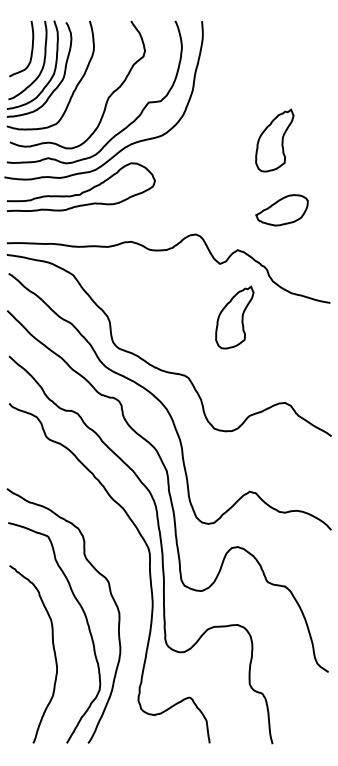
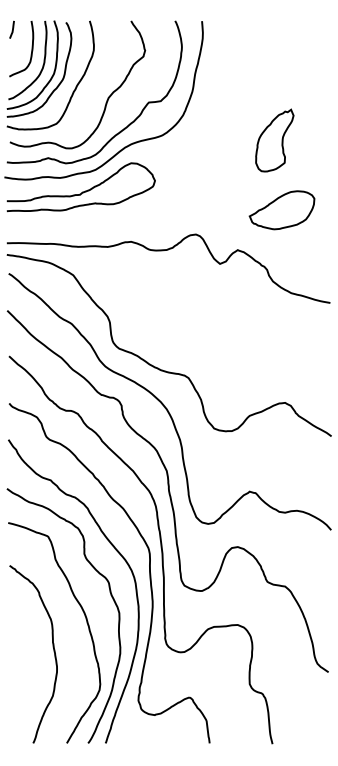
line: none -> present (12, 29)
part size: 54x33 px -> 68x41 px (281, 210)
part: present -> none (234, 317)
curve: none -> present (115, 550)
